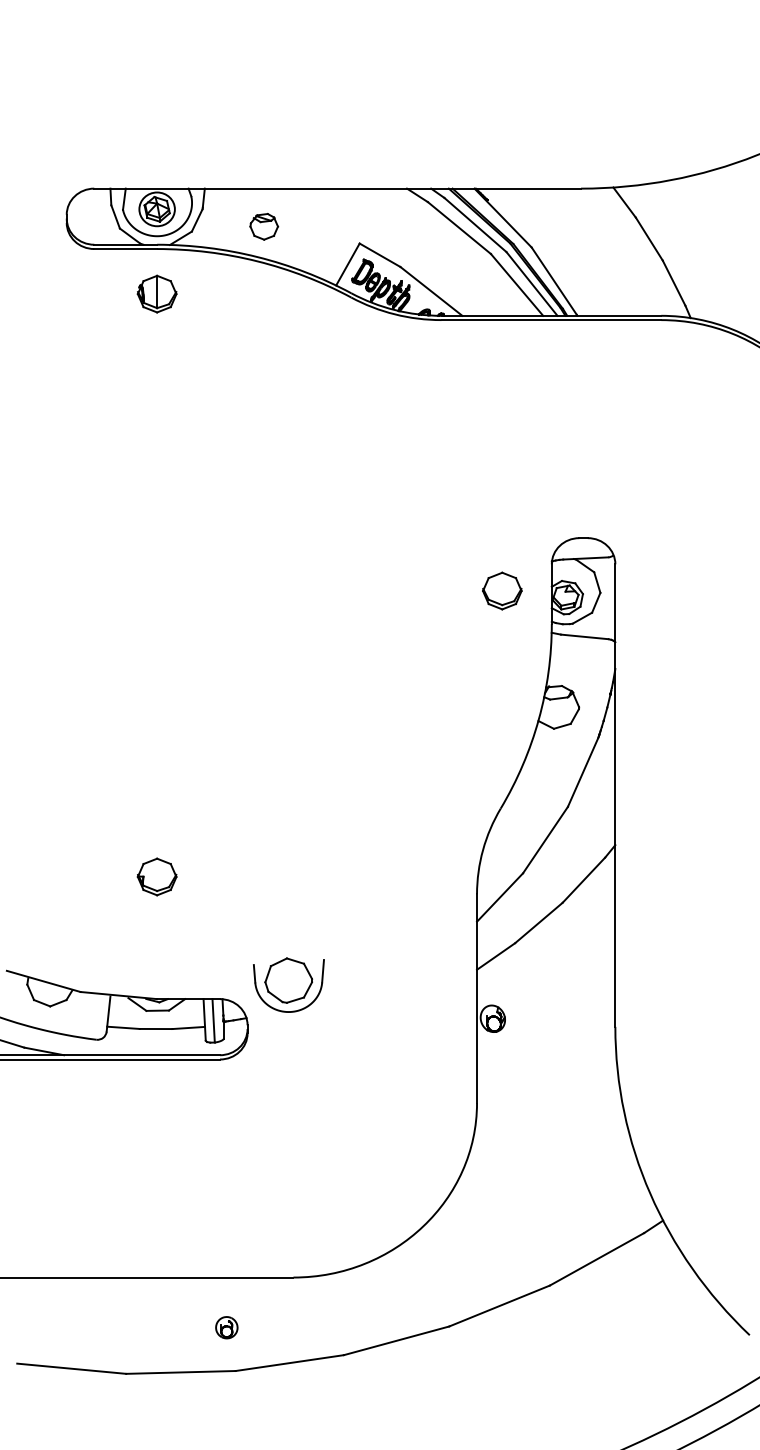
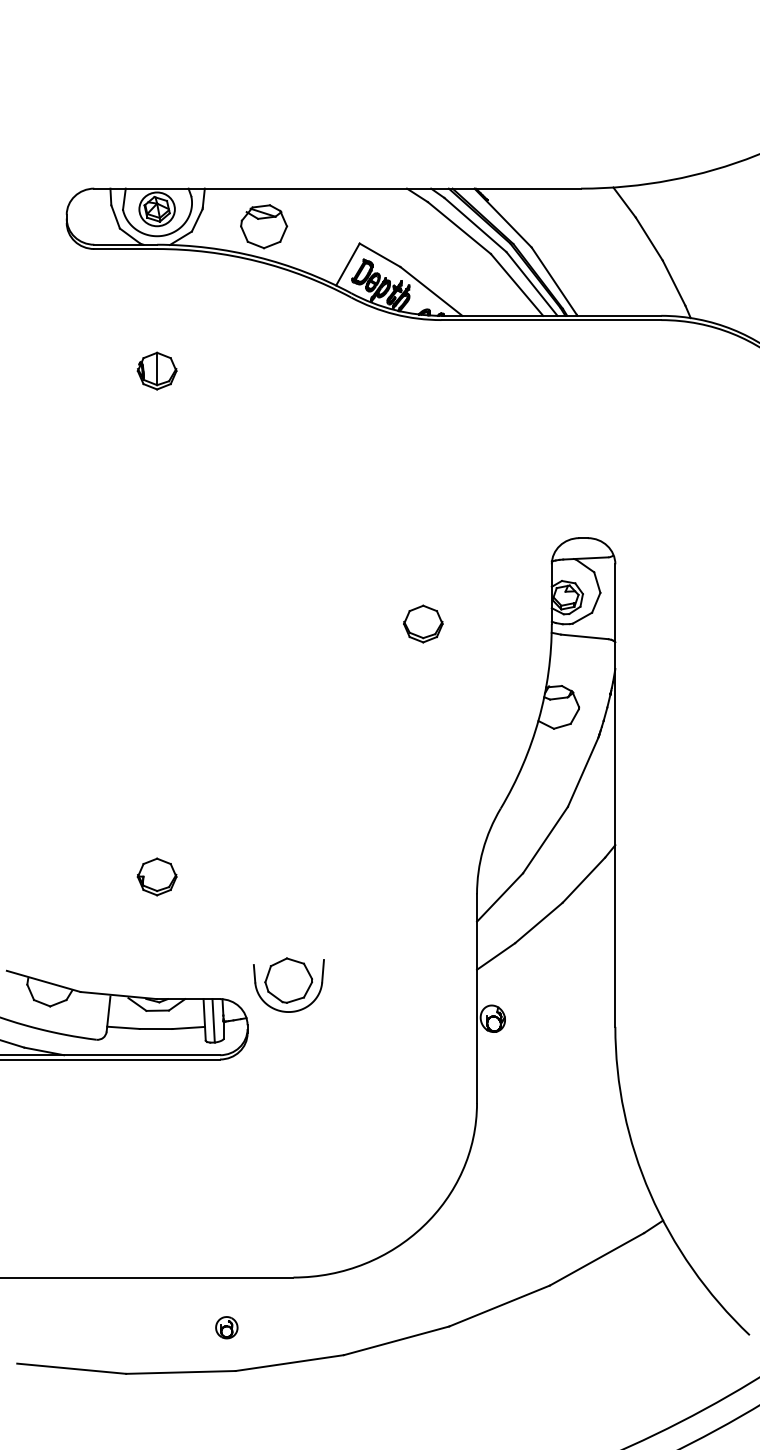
part size: 31x28 px -> 49x46 px (264, 226)
part position: (156, 293) -> (156, 370) (156, 370)
part position: (502, 590) -> (423, 623) (423, 623)
